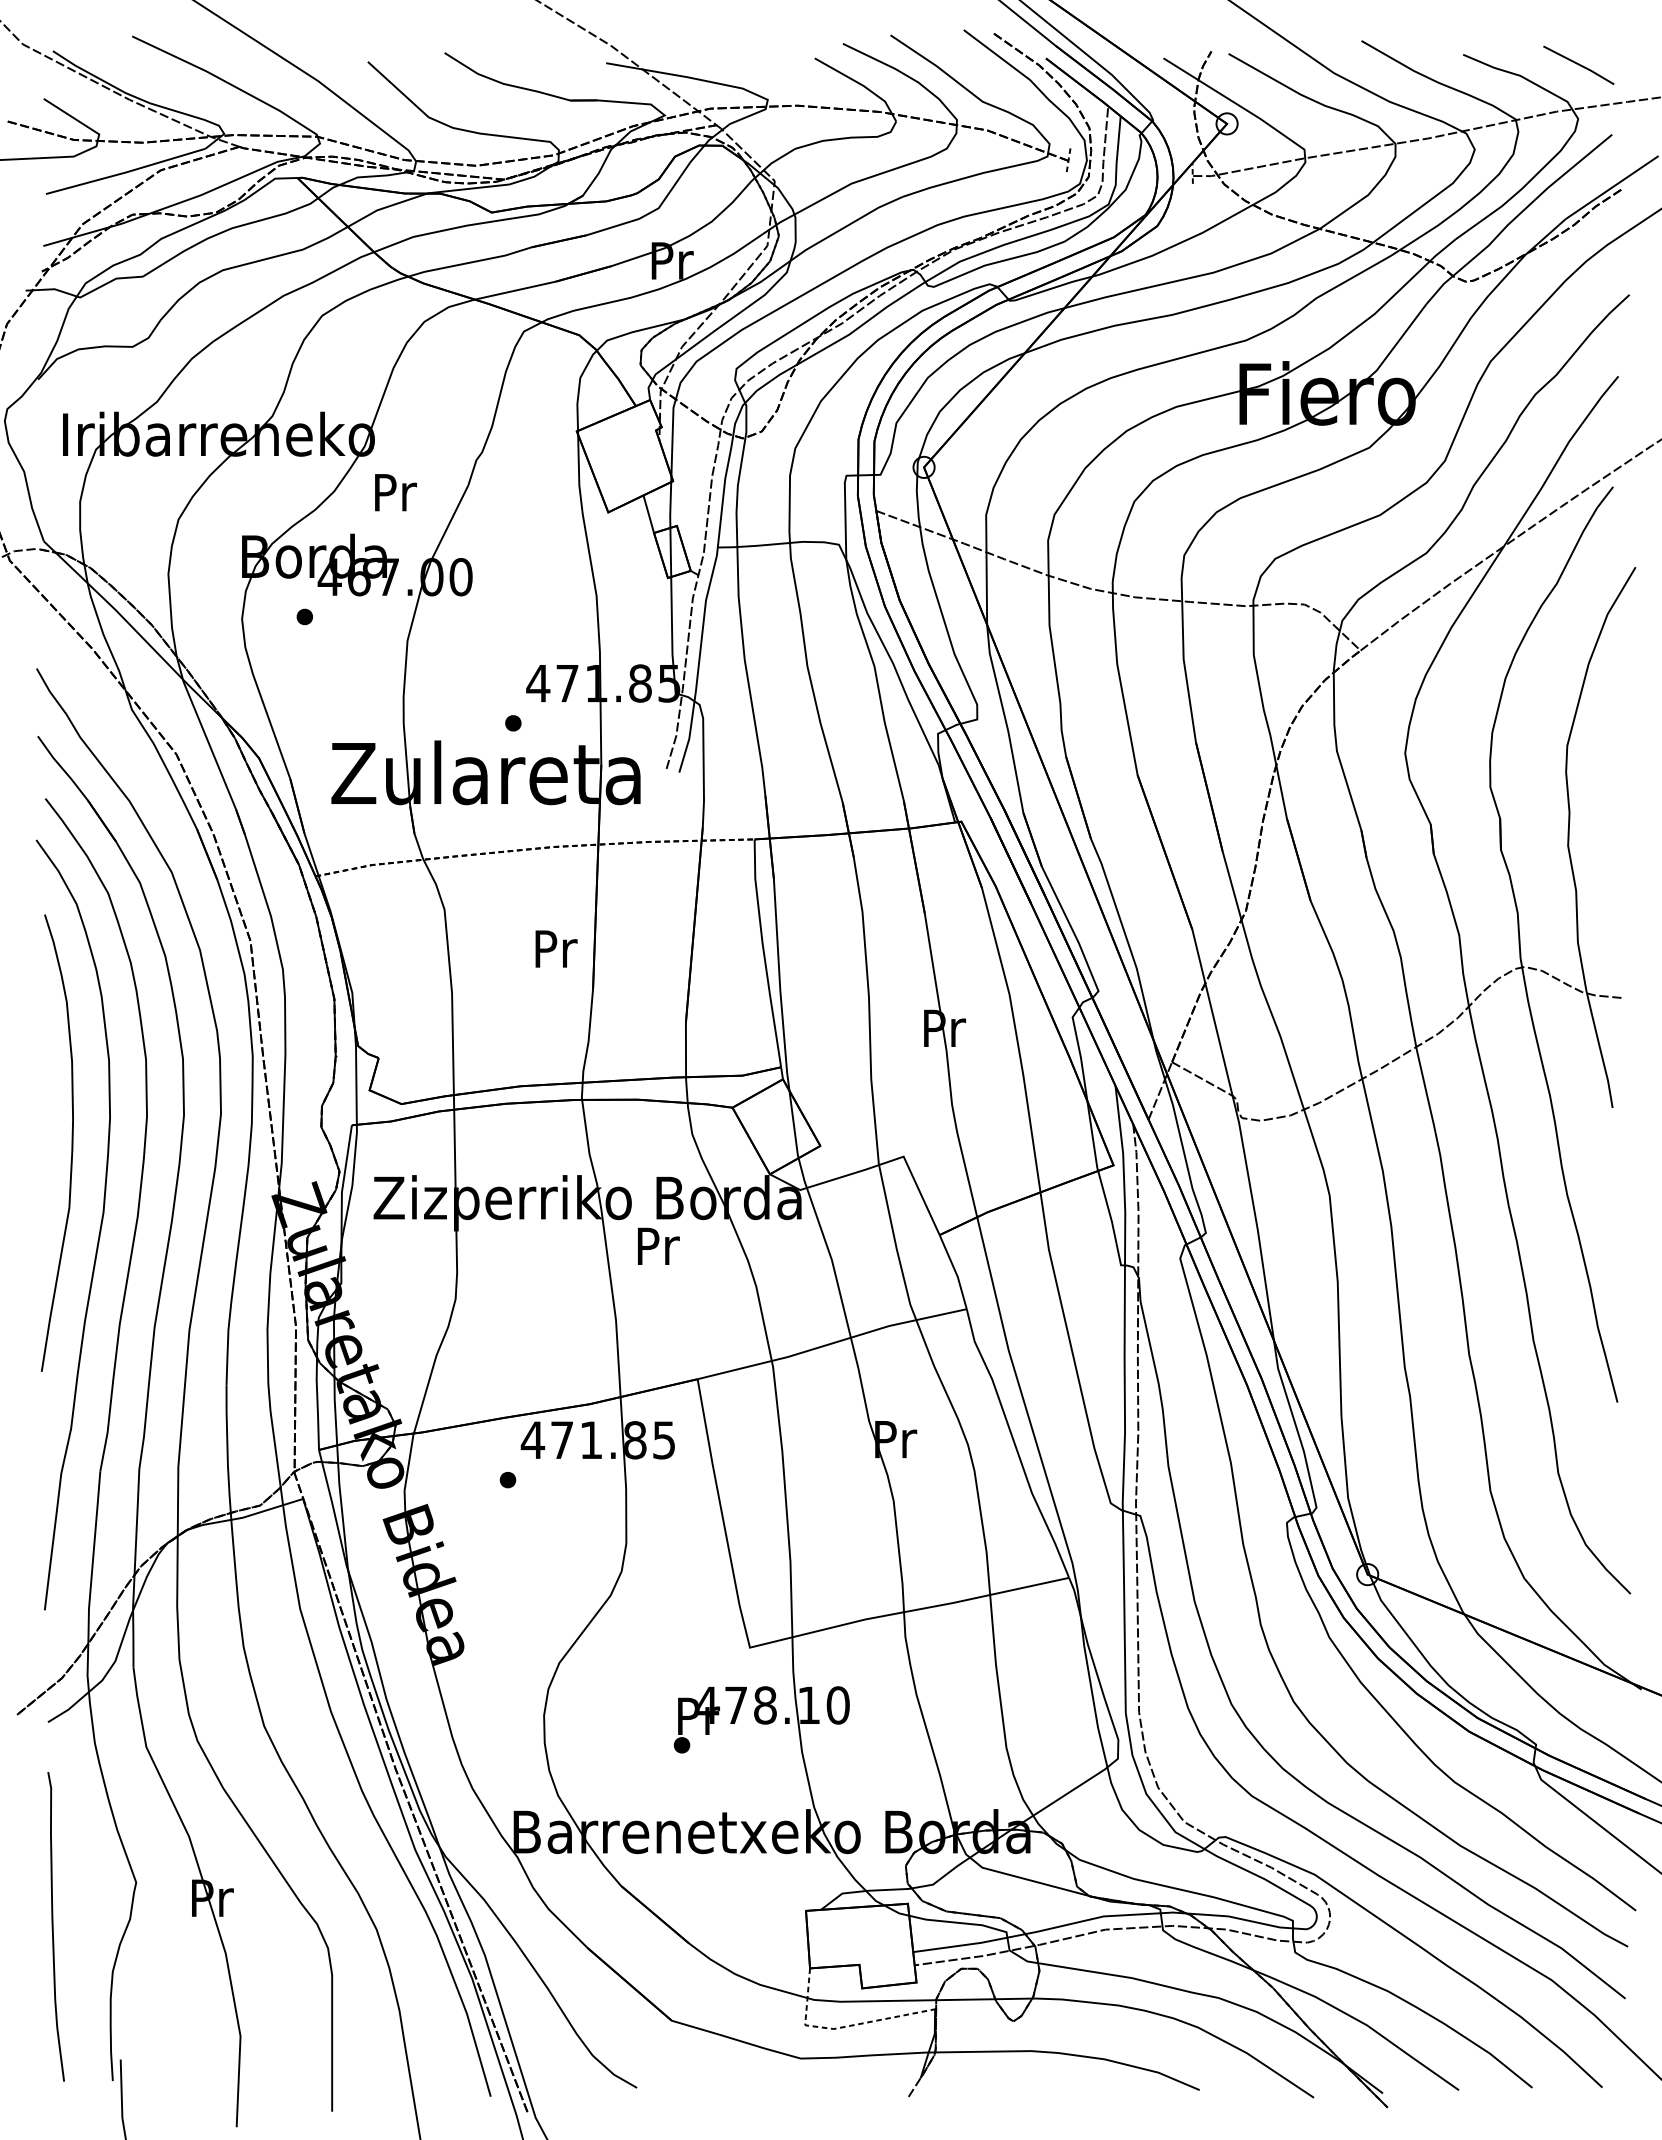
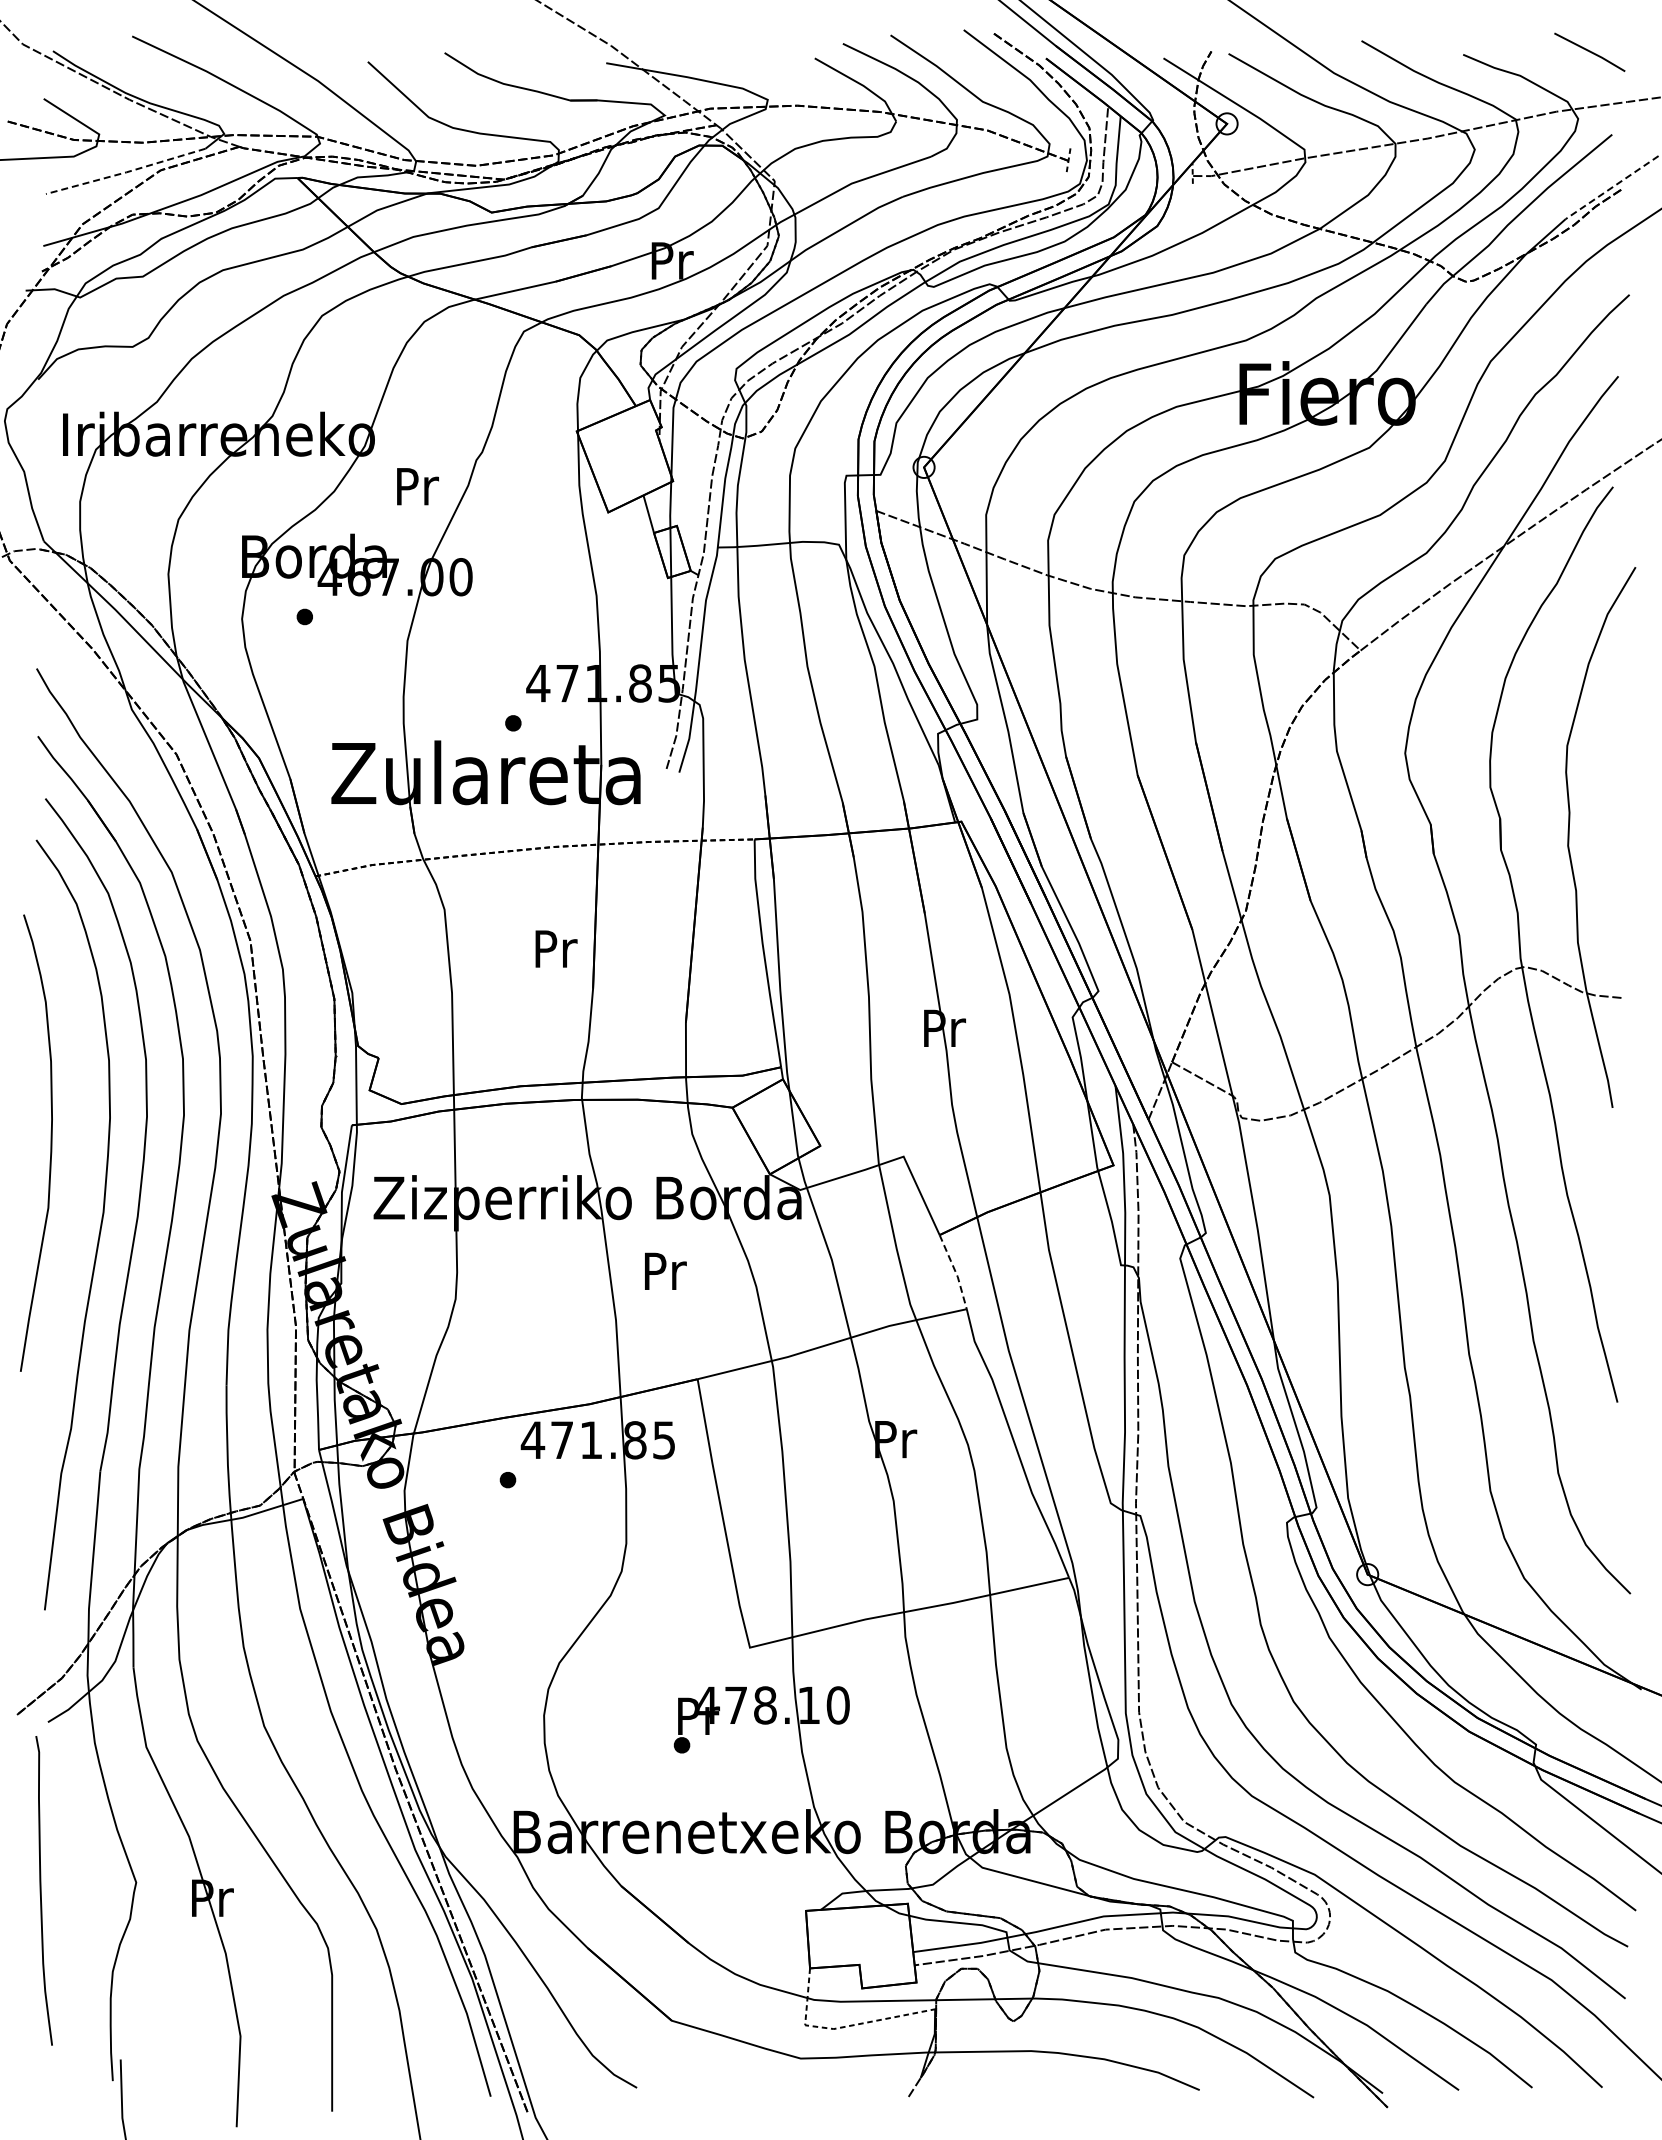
line position: (1578, 64) -> (1589, 51) (1589, 51)
line: solid -> dashed (126, 172)
line: solid -> dashed (1611, 187)
text position: (395, 492) -> (417, 486) (417, 486)
curve position: (71, 1142) -> (50, 1142) (50, 1142)
text position: (658, 1245) -> (665, 1270) (665, 1270)
line: solid -> dashed (955, 1272)
curve position: (53, 1926) -> (41, 1890) (41, 1890)
